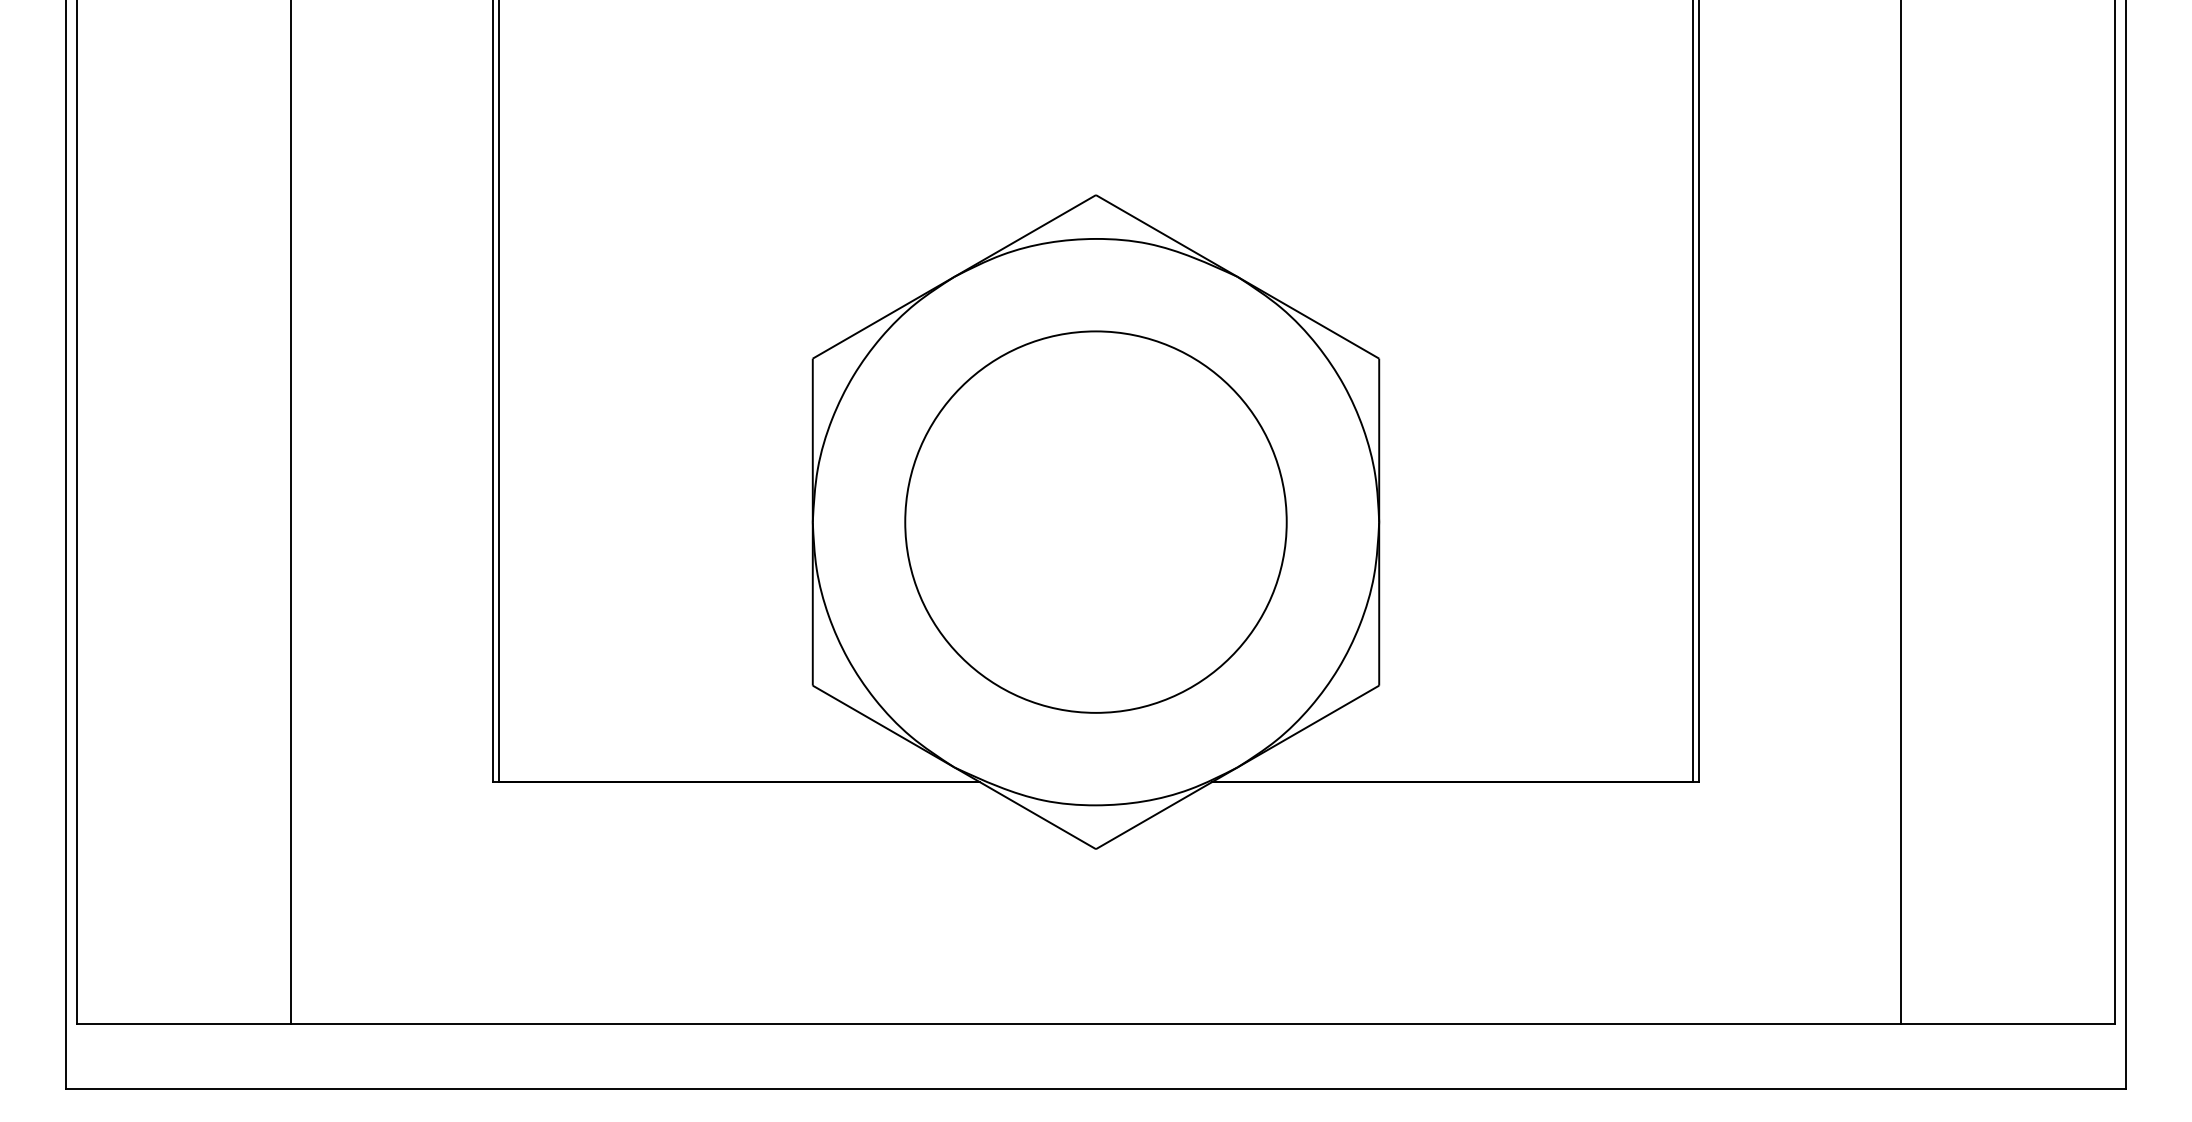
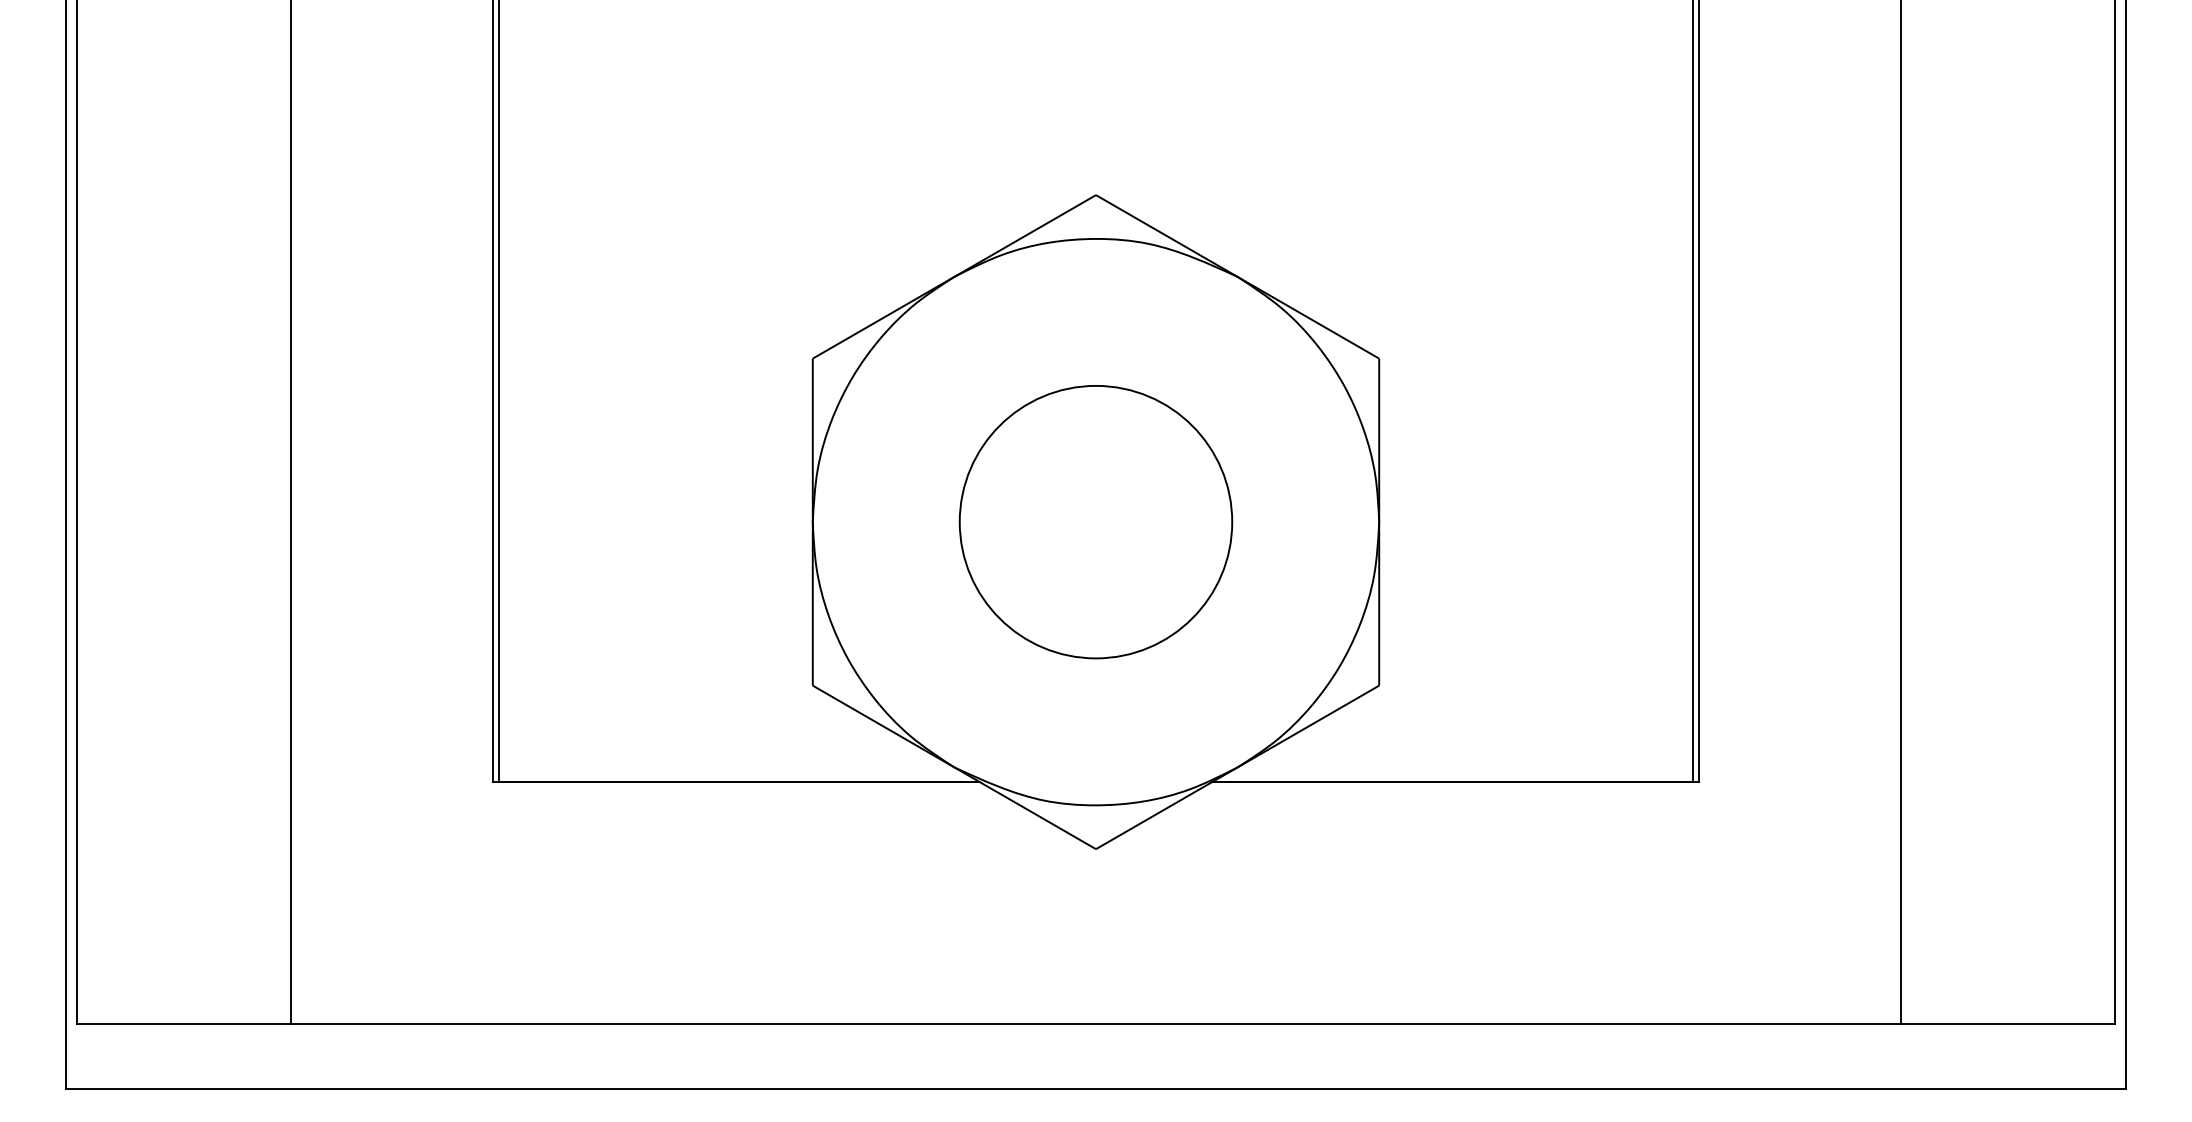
circle diameter: 381 px -> 272 px (1095, 521)
